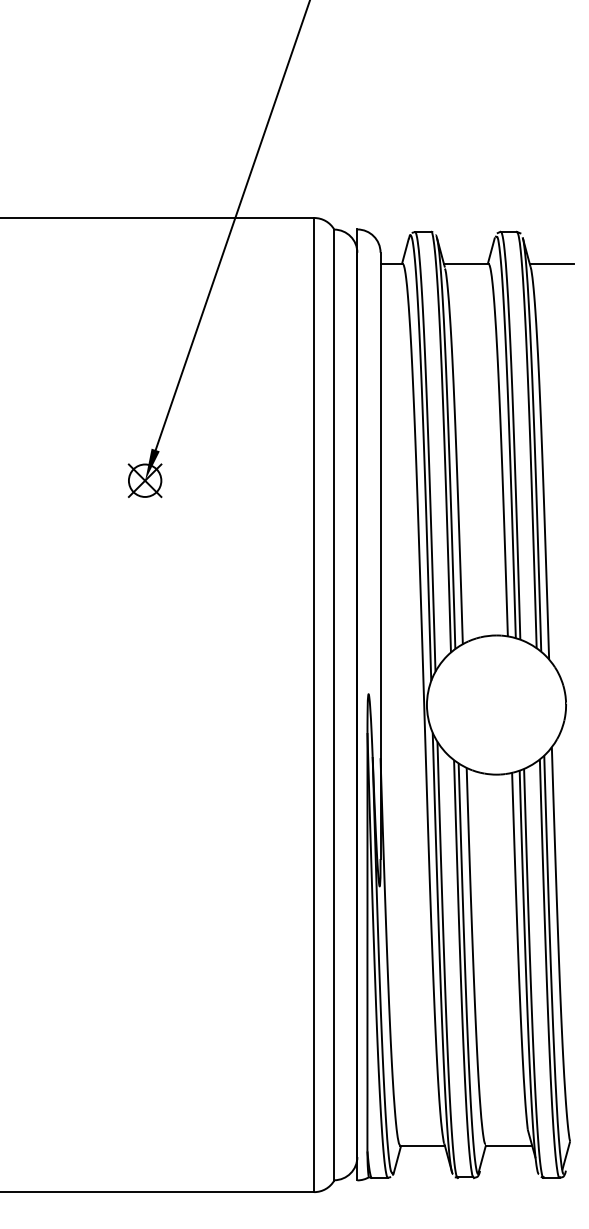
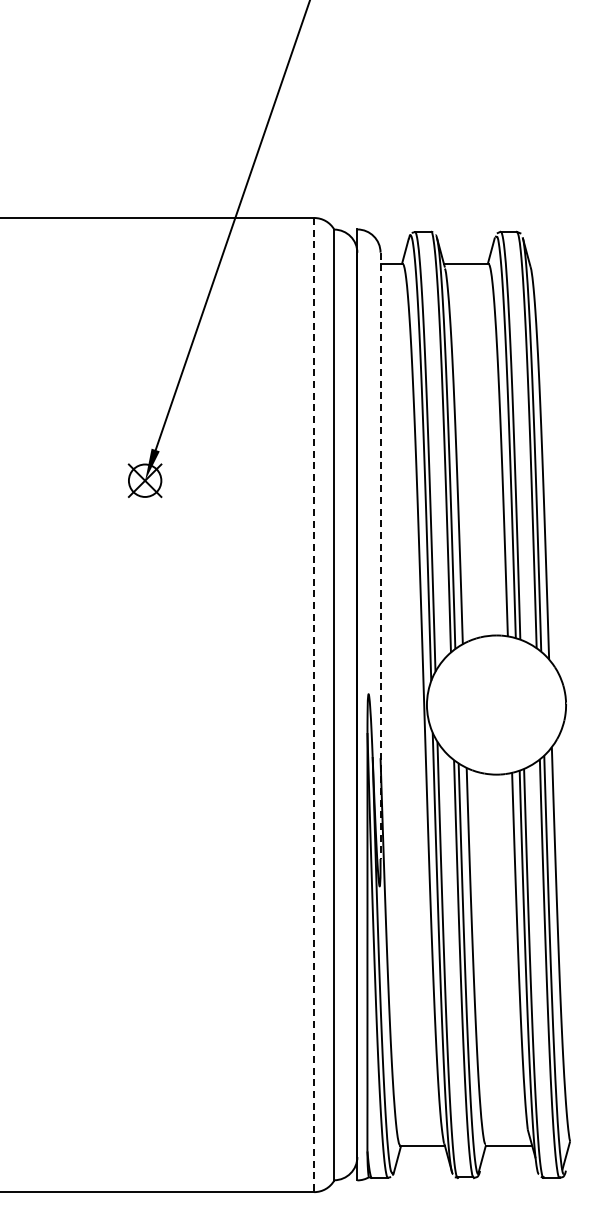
line: present -> none (551, 264)
line: solid -> dashed (380, 556)
line: solid -> dashed (314, 705)
